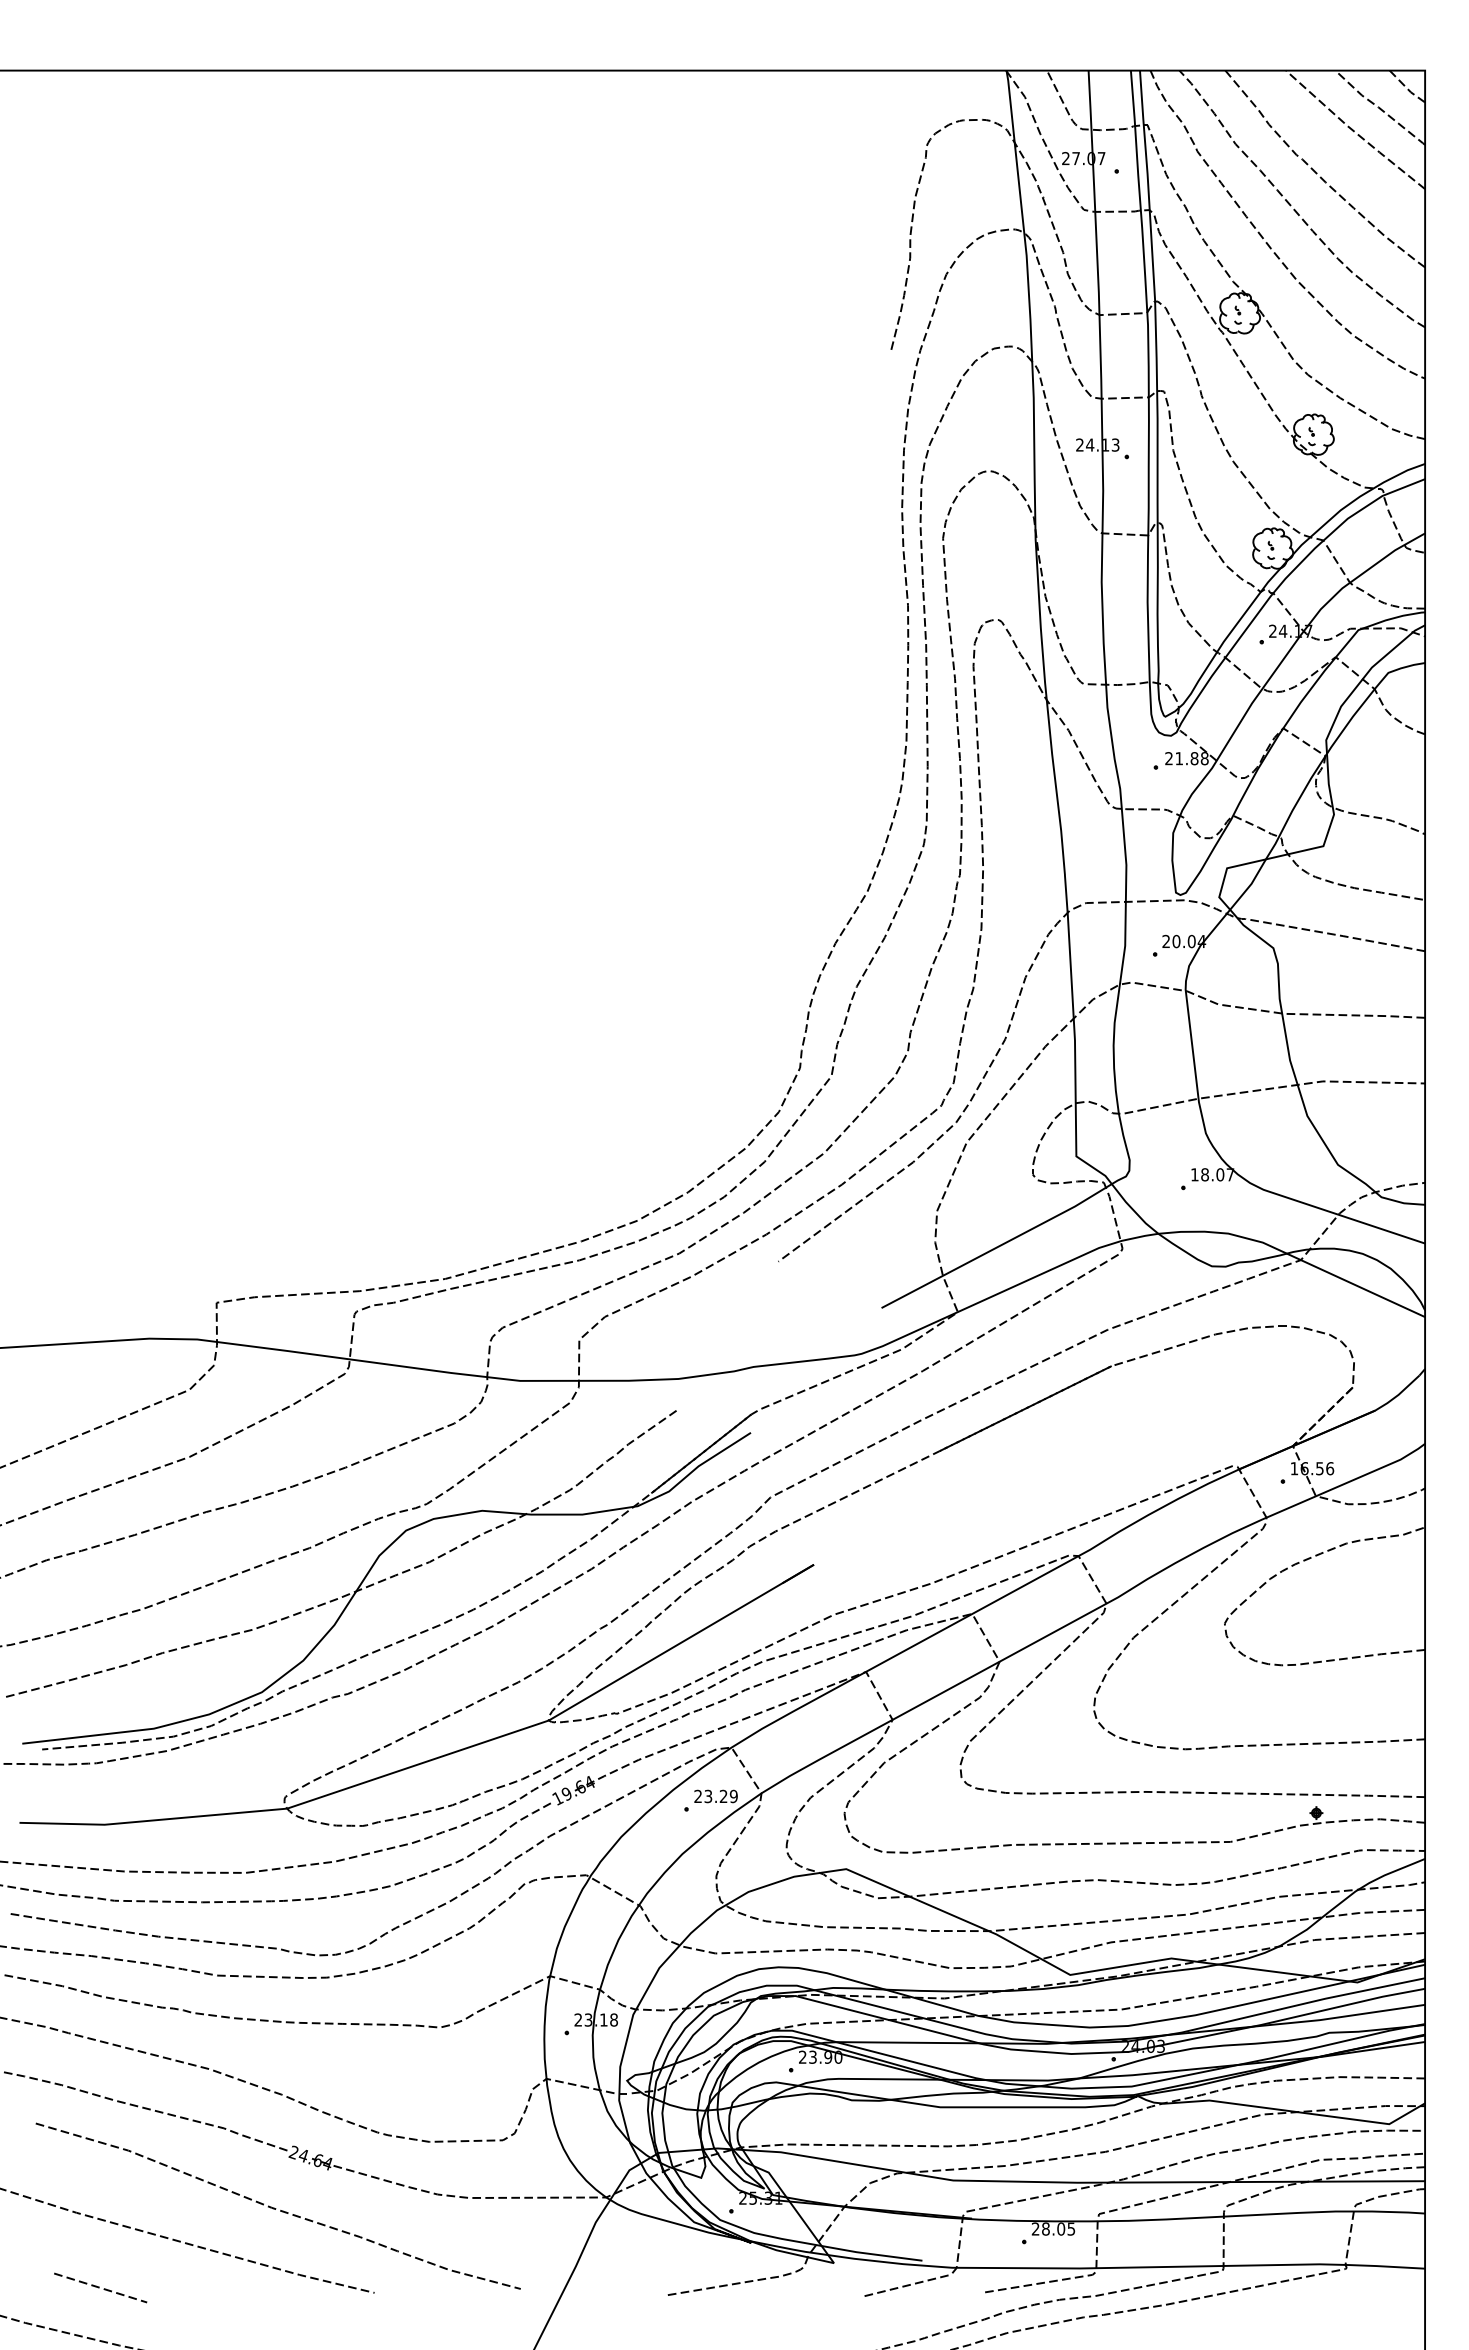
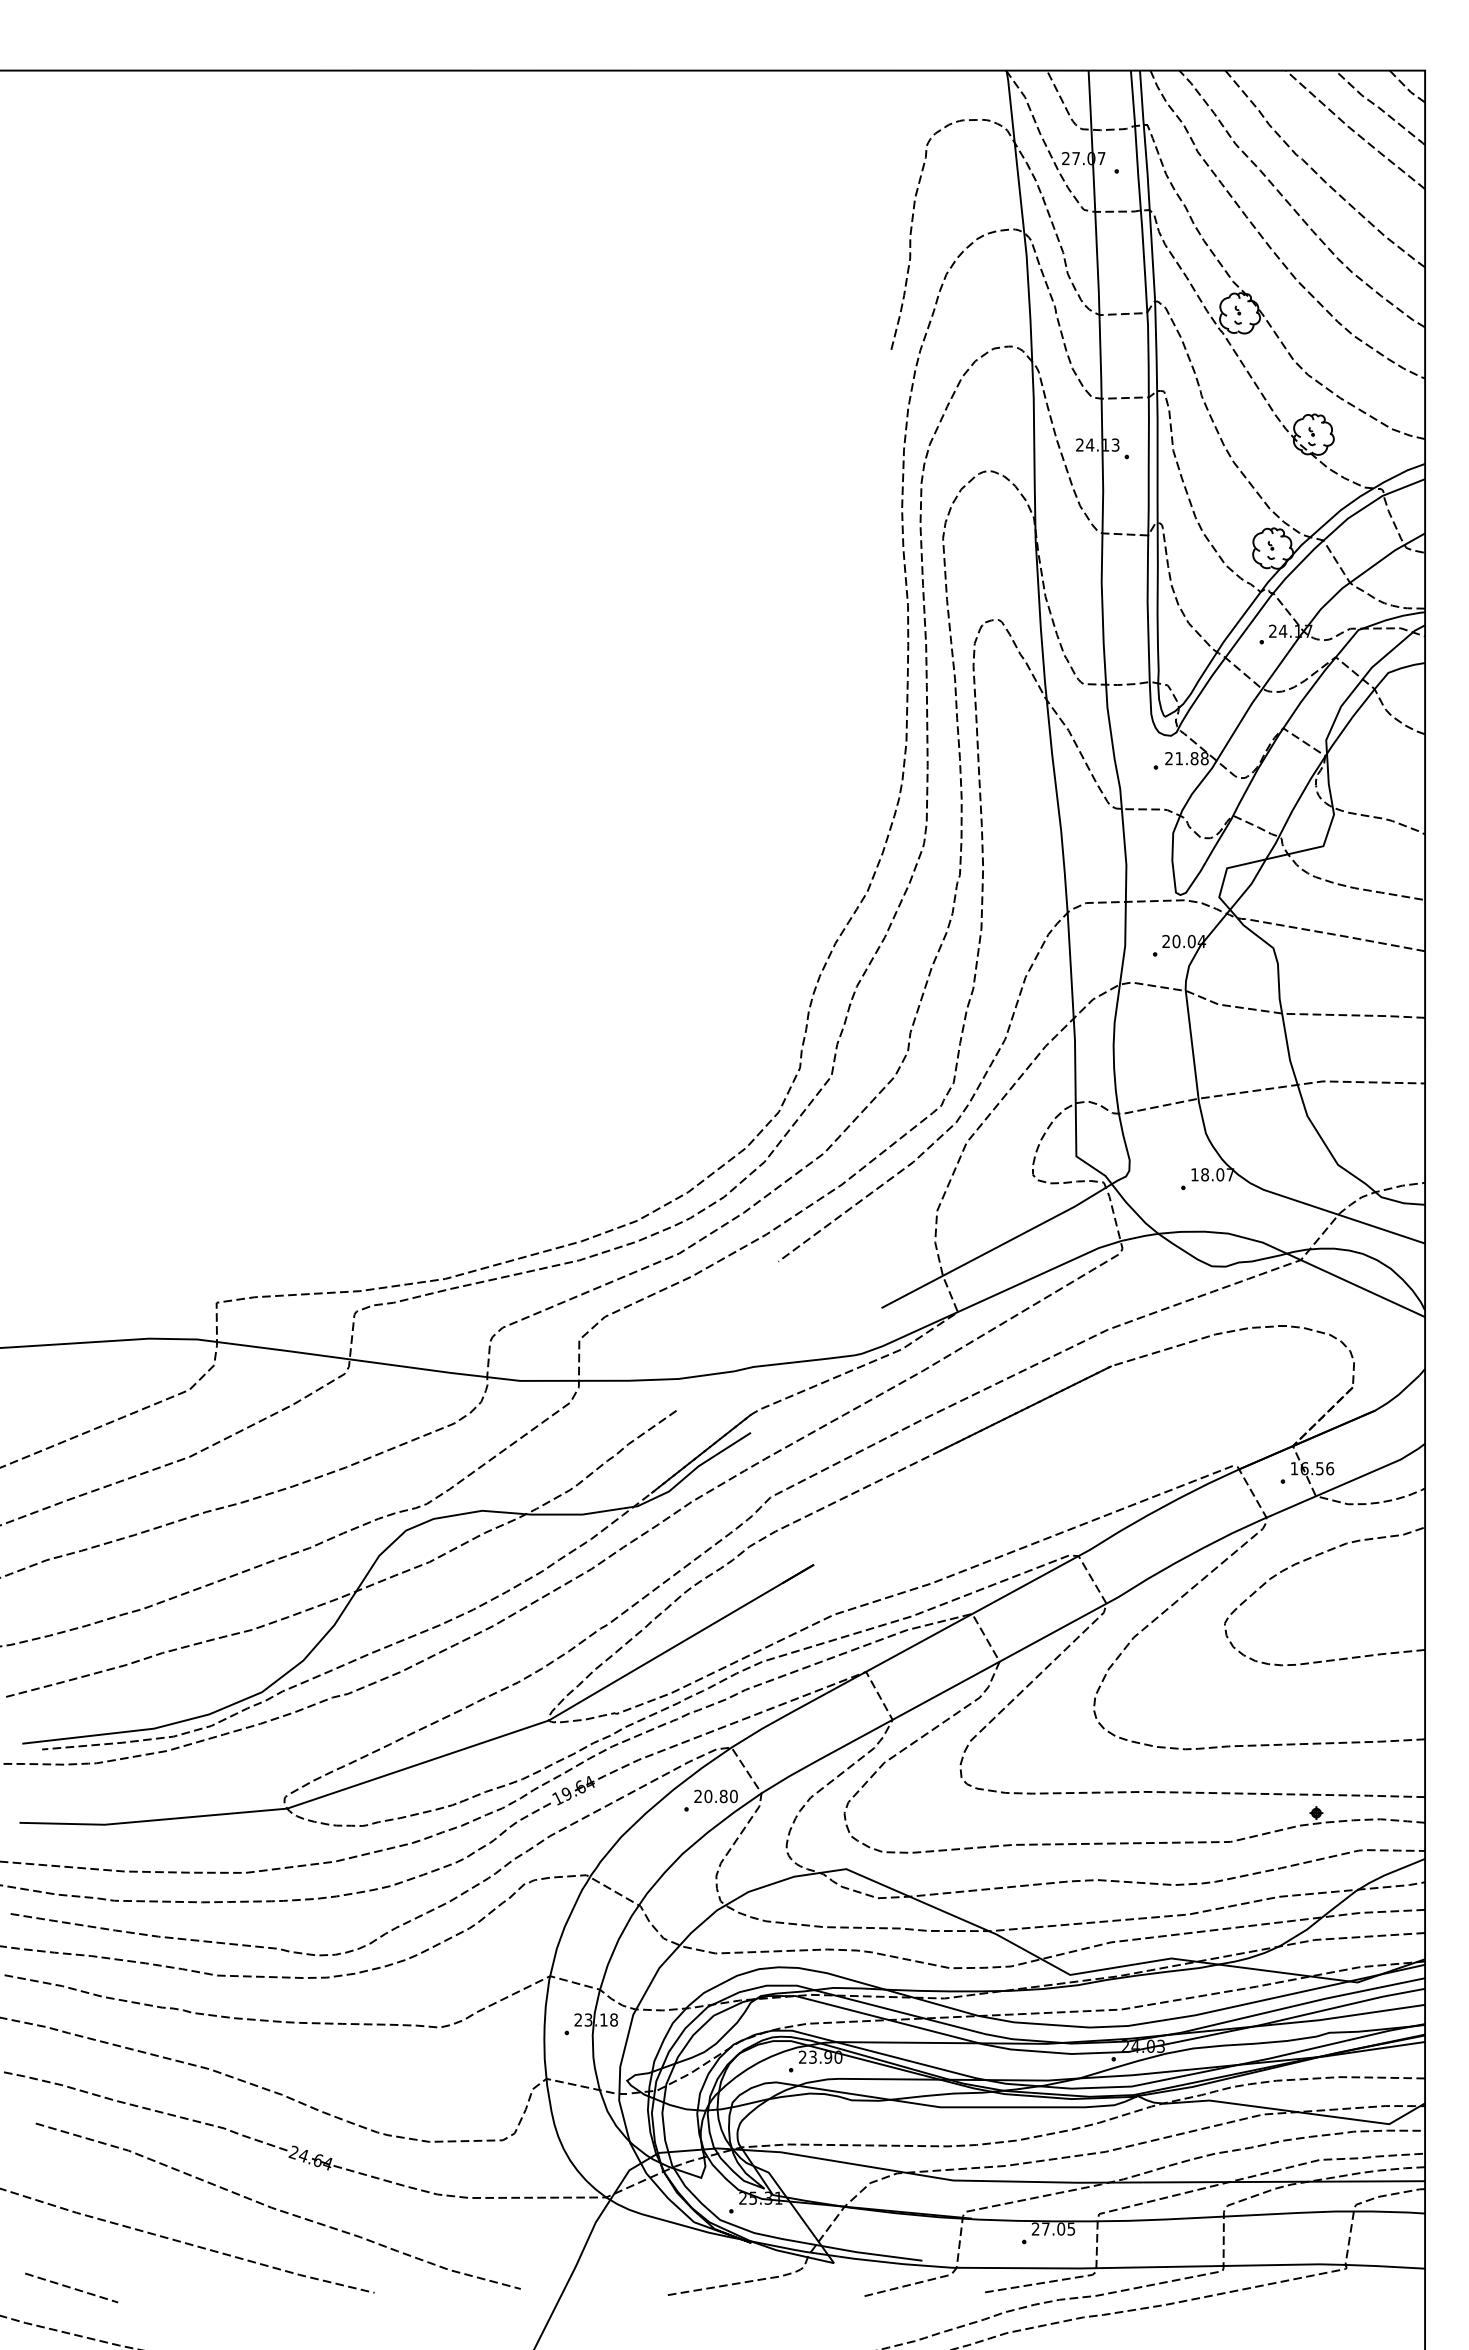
text: 23.29 -> 20.80 (720, 1796)
text: 28.05 -> 27.05 (1045, 2228)
line position: (99, 2287) -> (70, 2287) (70, 2287)
